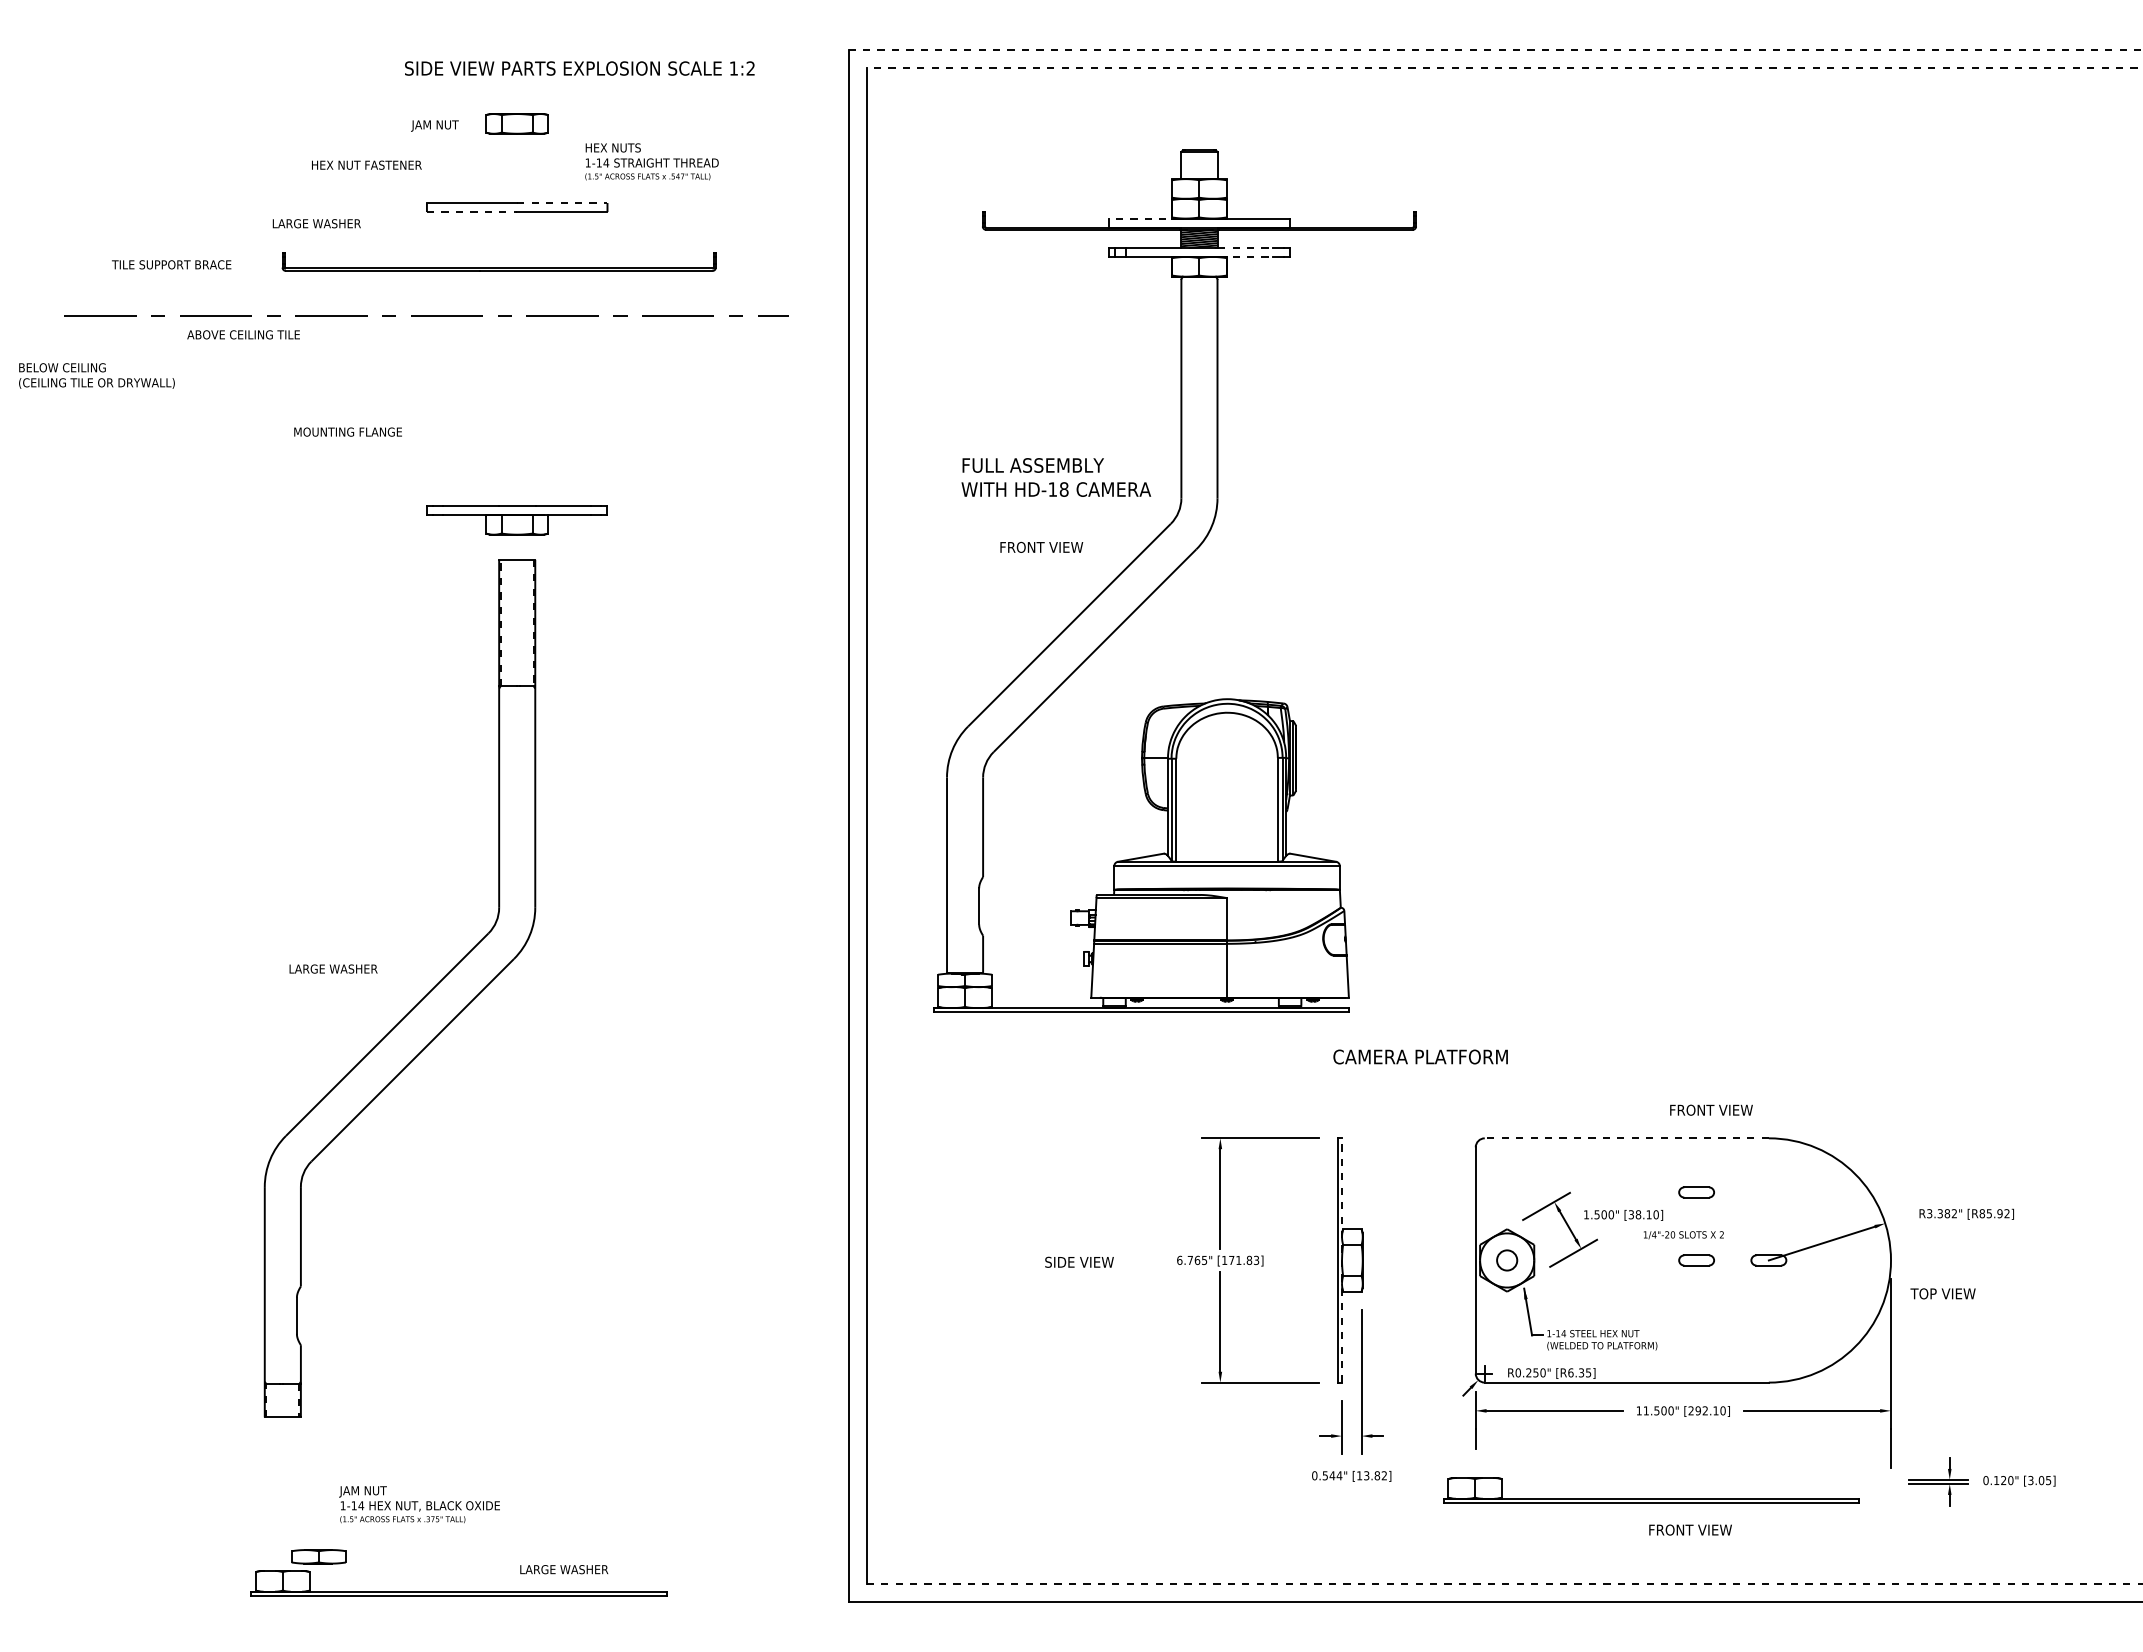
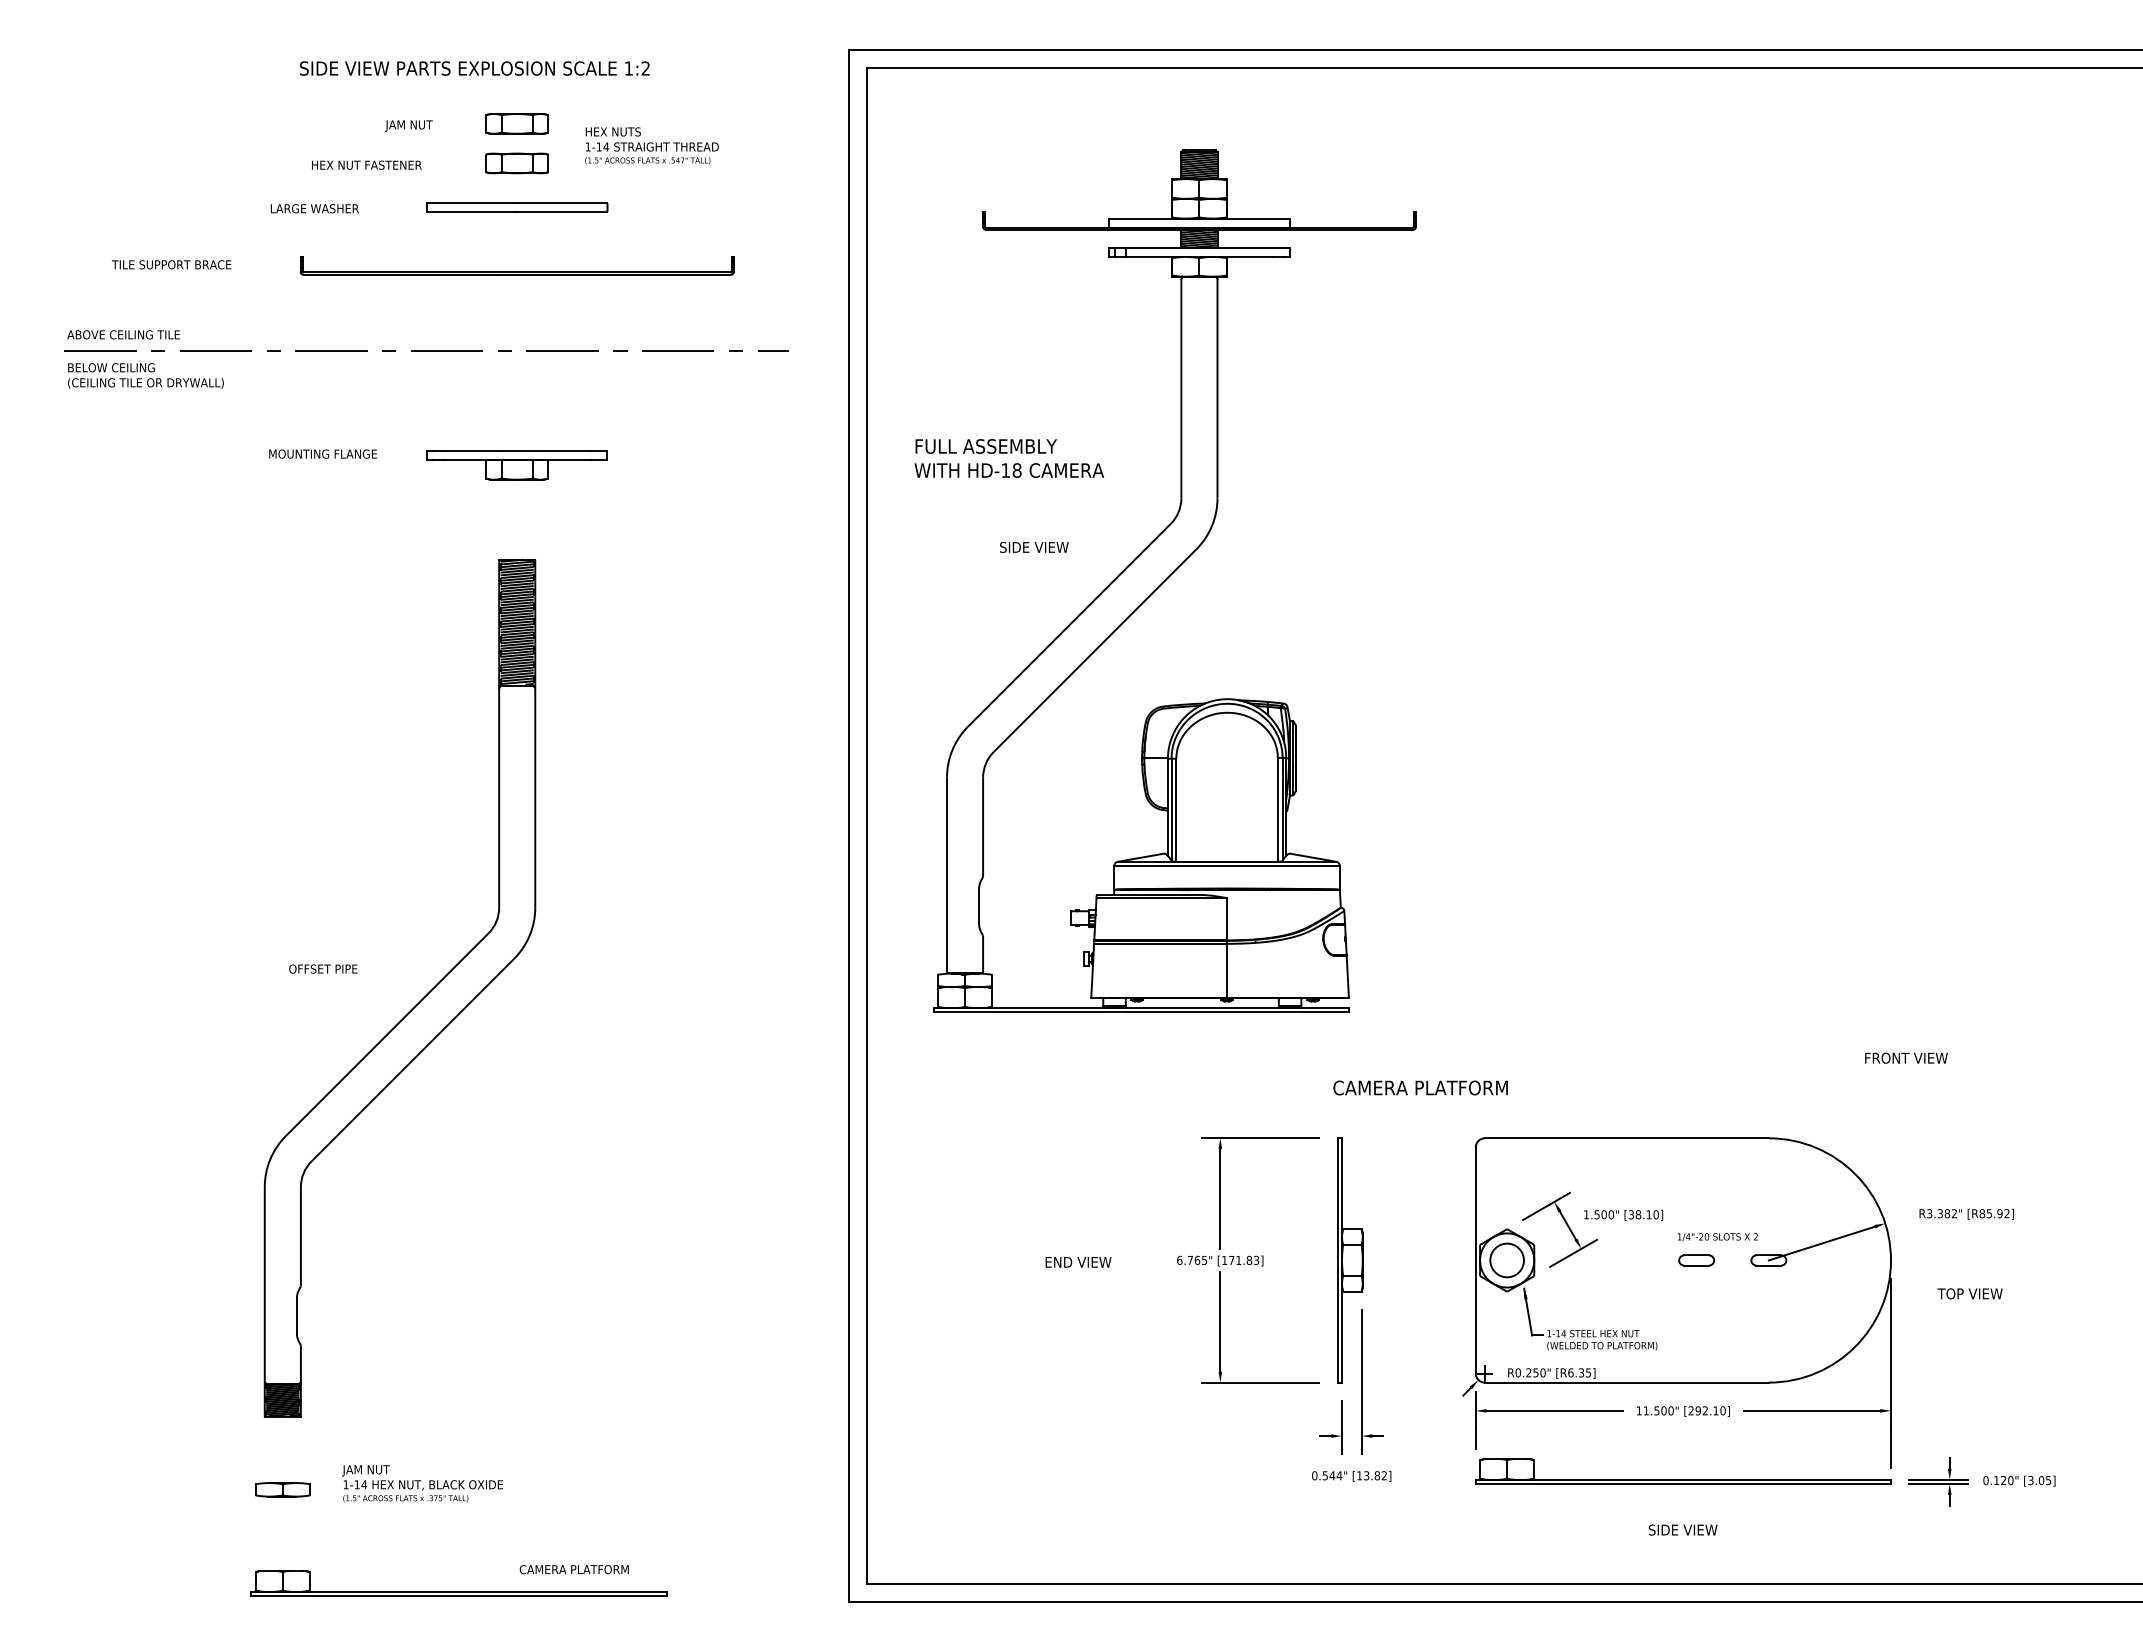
line: dashed -> solid (1495, 49)
line: dashed -> solid (1504, 67)
text position: (579, 68) -> (474, 68) (474, 68)
text position: (434, 125) -> (408, 125) (408, 125)
text position: (651, 161) -> (651, 145) (651, 145)
part: none -> present (516, 163)
hatch: none -> present (1199, 165)
line: dashed -> solid (562, 203)
line: dashed -> solid (472, 212)
line: dashed -> solid (1145, 218)
text position: (316, 223) -> (314, 208) (314, 208)
line: dashed -> solid (1245, 247)
line: dashed -> solid (1245, 256)
part position: (498, 261) -> (516, 265) (516, 265)
line position: (426, 315) -> (426, 350) (426, 350)
text position: (243, 334) -> (123, 334) (123, 334)
text position: (96, 375) -> (145, 375) (145, 375)
text position: (347, 431) -> (322, 453) (322, 453)
text position: (1056, 477) -> (1009, 458) (1009, 458)
part position: (516, 520) -> (516, 465) (516, 465)
text: FRONT VIEW -> SIDE VIEW (1041, 546)
hatch: none -> present (516, 621)
text: LARGE WASHER -> OFFSET PIPE (333, 968)
text position: (1420, 1056) -> (1420, 1087) (1420, 1087)
text position: (1711, 1109) -> (1906, 1057) (1906, 1057)
line: dashed -> solid (1626, 1138)
part: present -> none (1696, 1192)
text position: (1683, 1235) -> (1717, 1237) (1717, 1237)
line: dashed -> solid (1342, 1259)
circle diameter: 20 px -> 34 px (1506, 1260)
text: SIDE VIEW -> END VIEW (1079, 1261)
text position: (1942, 1293) -> (1969, 1293) (1969, 1293)
hatch: none -> present (282, 1400)
part position: (1651, 1498) -> (1683, 1479) (1683, 1479)
text position: (419, 1504) -> (422, 1483) (422, 1483)
text: FRONT VIEW -> SIDE VIEW (1689, 1529)
part position: (318, 1556) -> (282, 1489) (282, 1489)
text: LARGE WASHER -> CAMERA PLATFORM (573, 1569)
line: dashed -> solid (1504, 1584)
